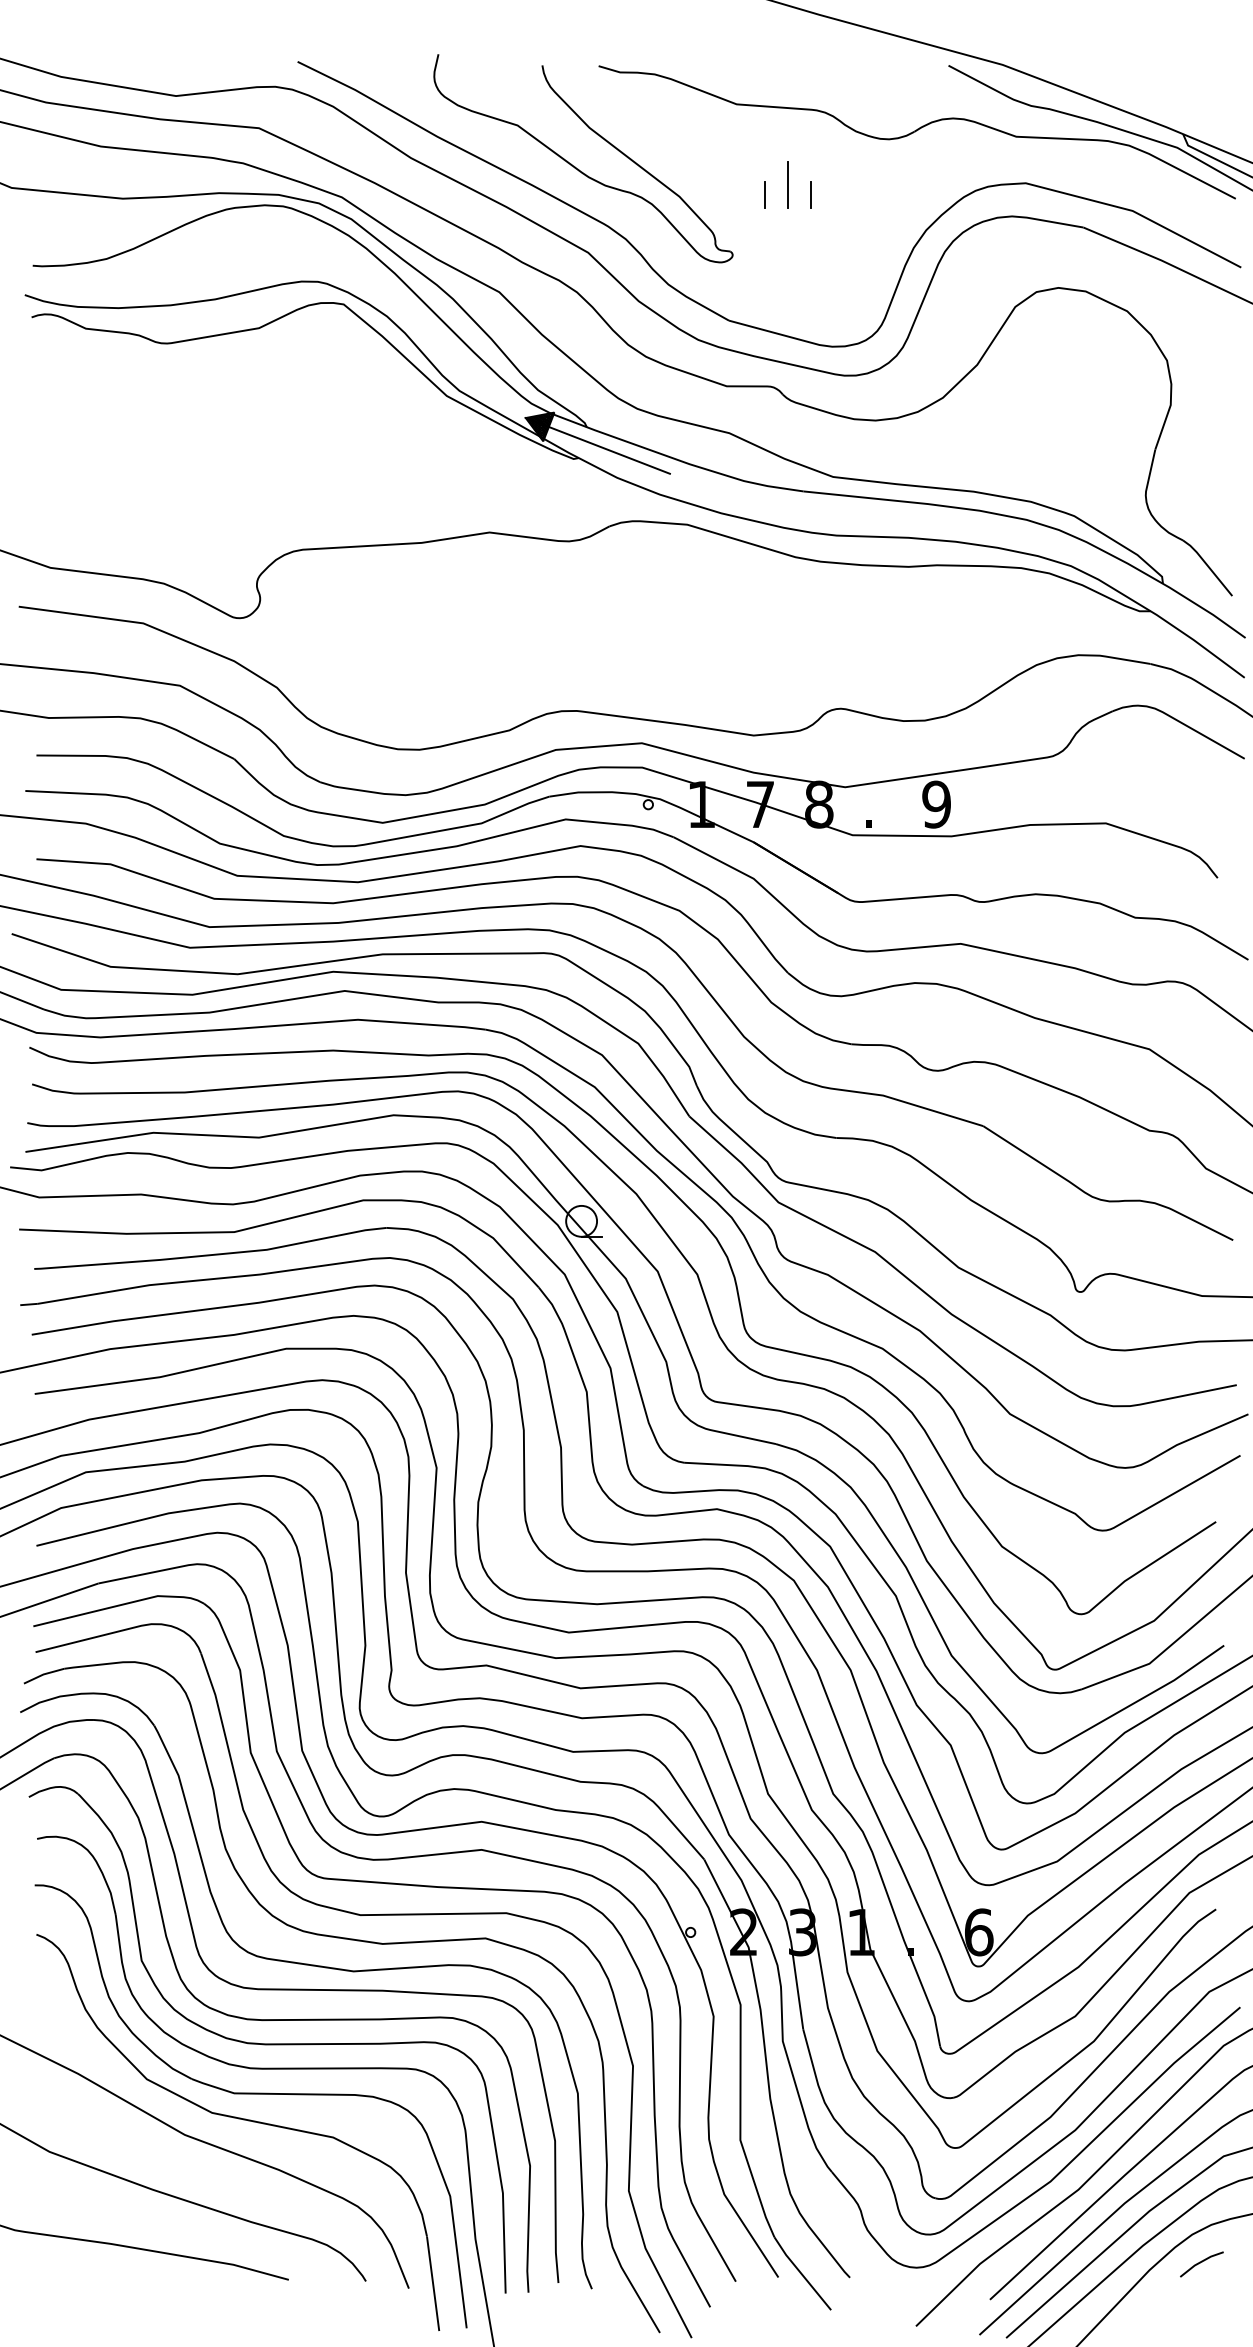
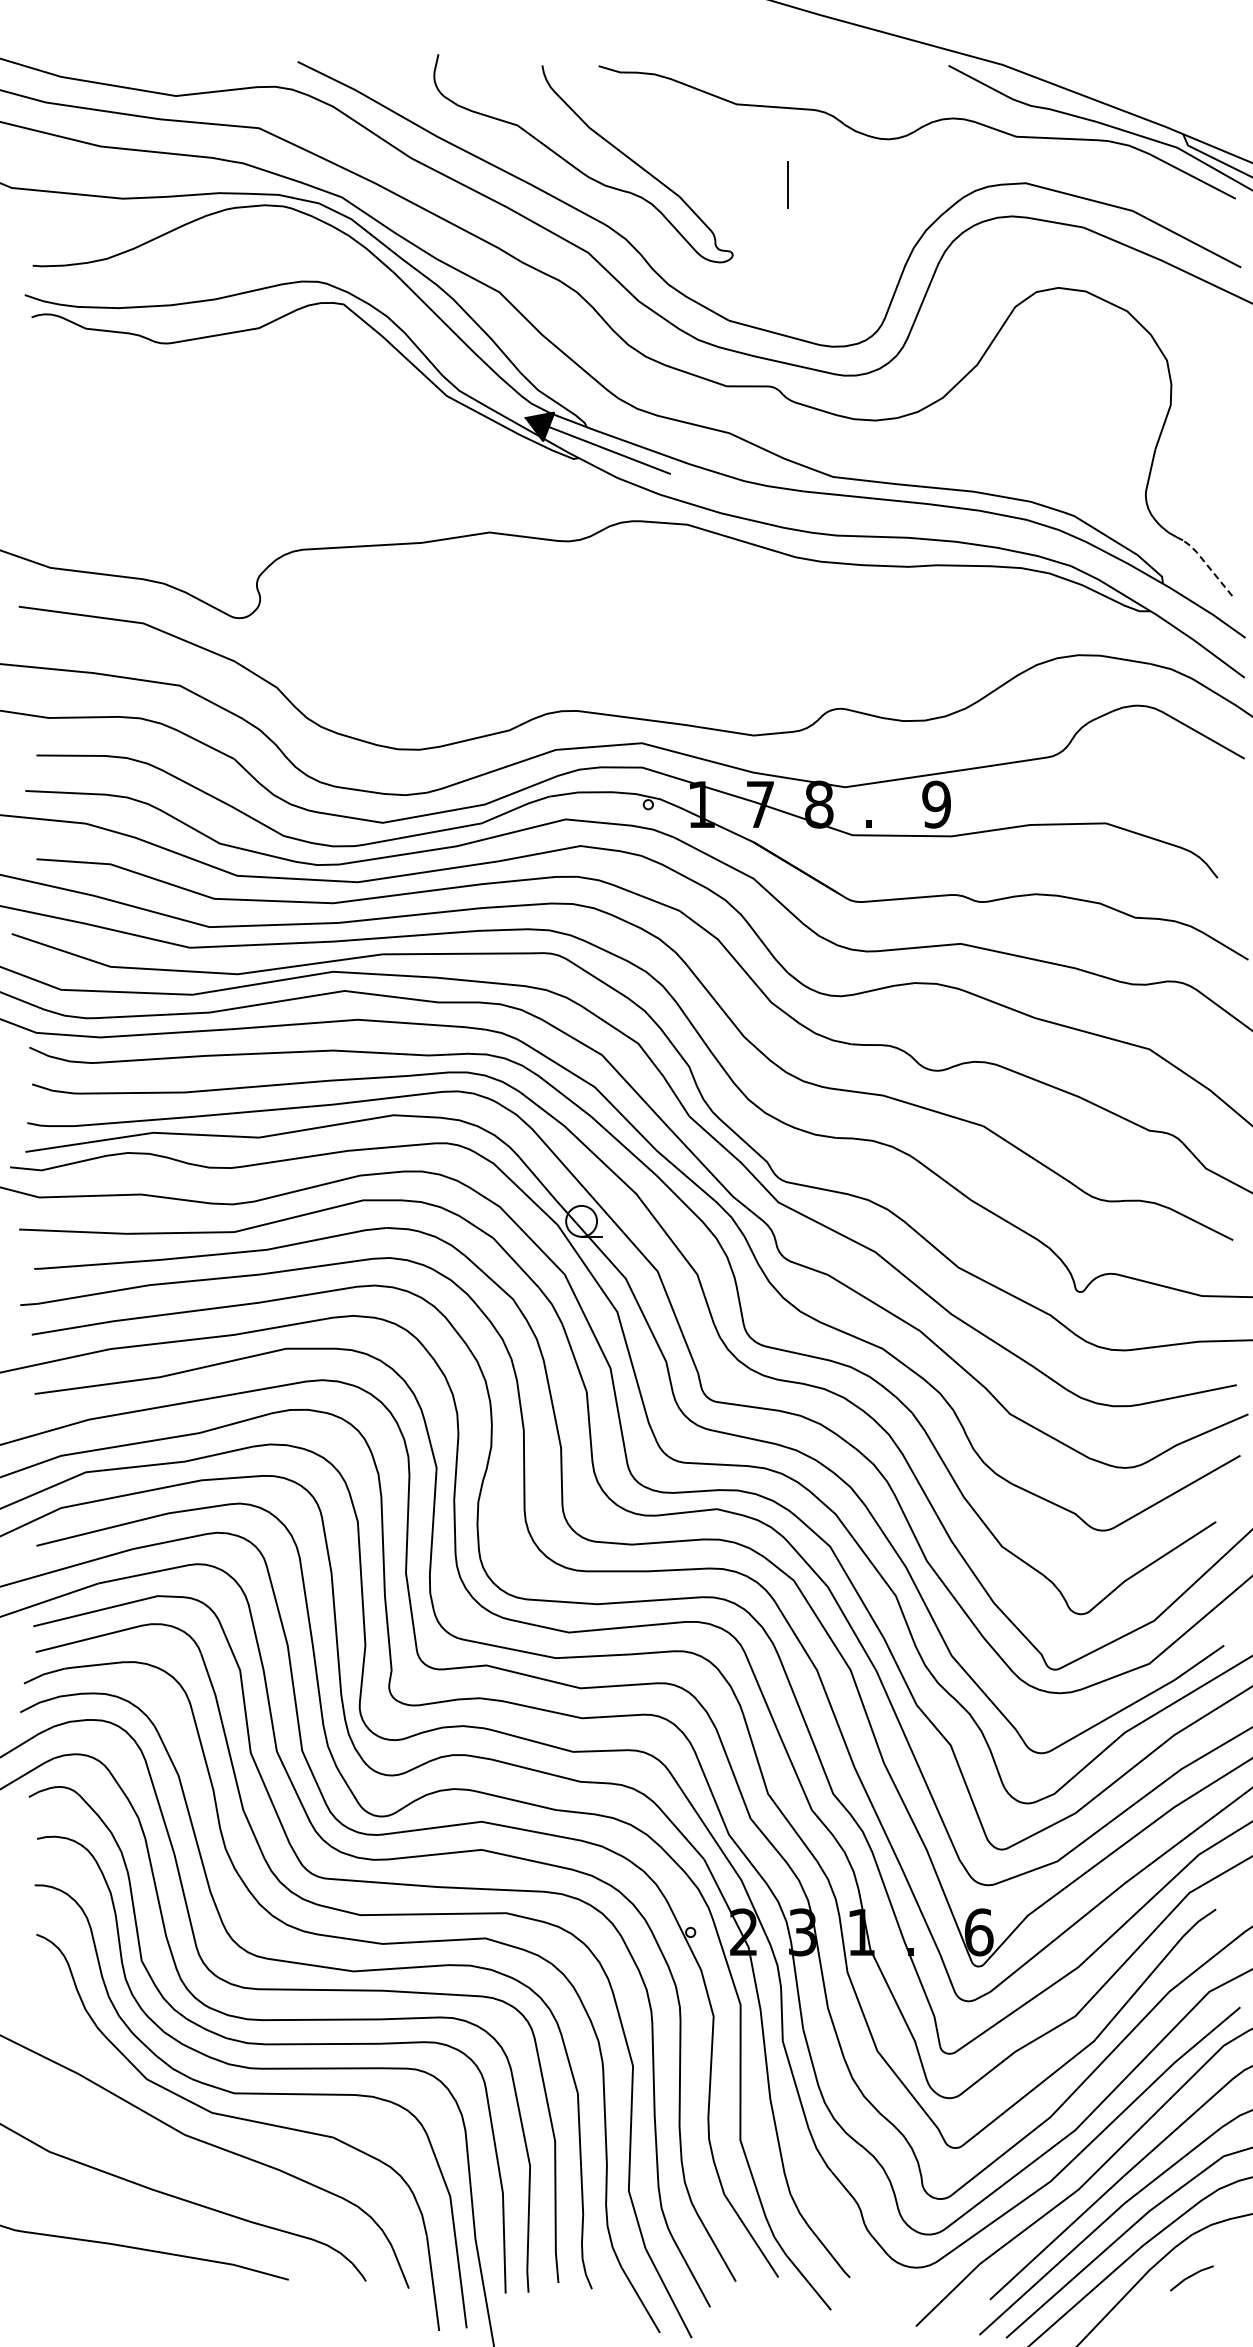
line: present -> none (764, 194)
line: present -> none (811, 194)
line: solid -> dashed (1207, 565)
line position: (1200, 2263) -> (1190, 2277) (1190, 2277)
